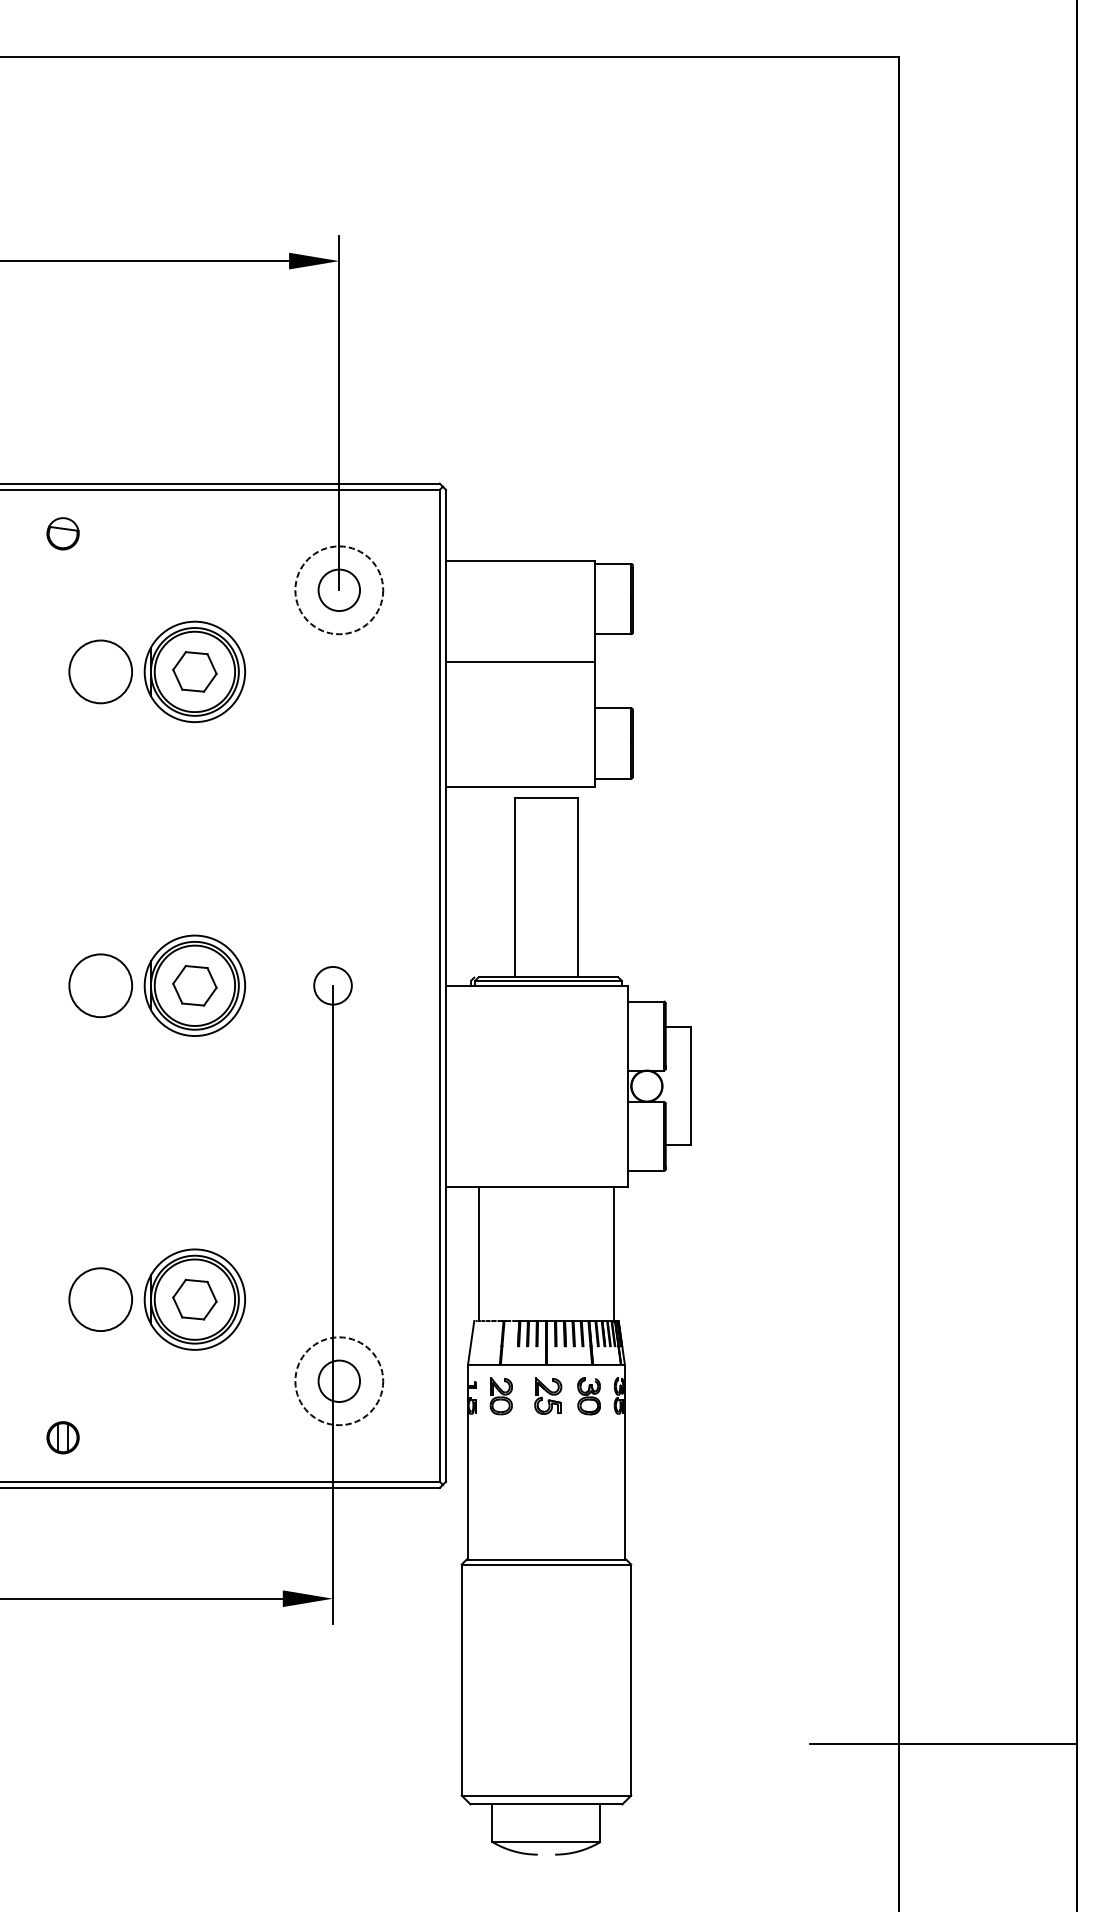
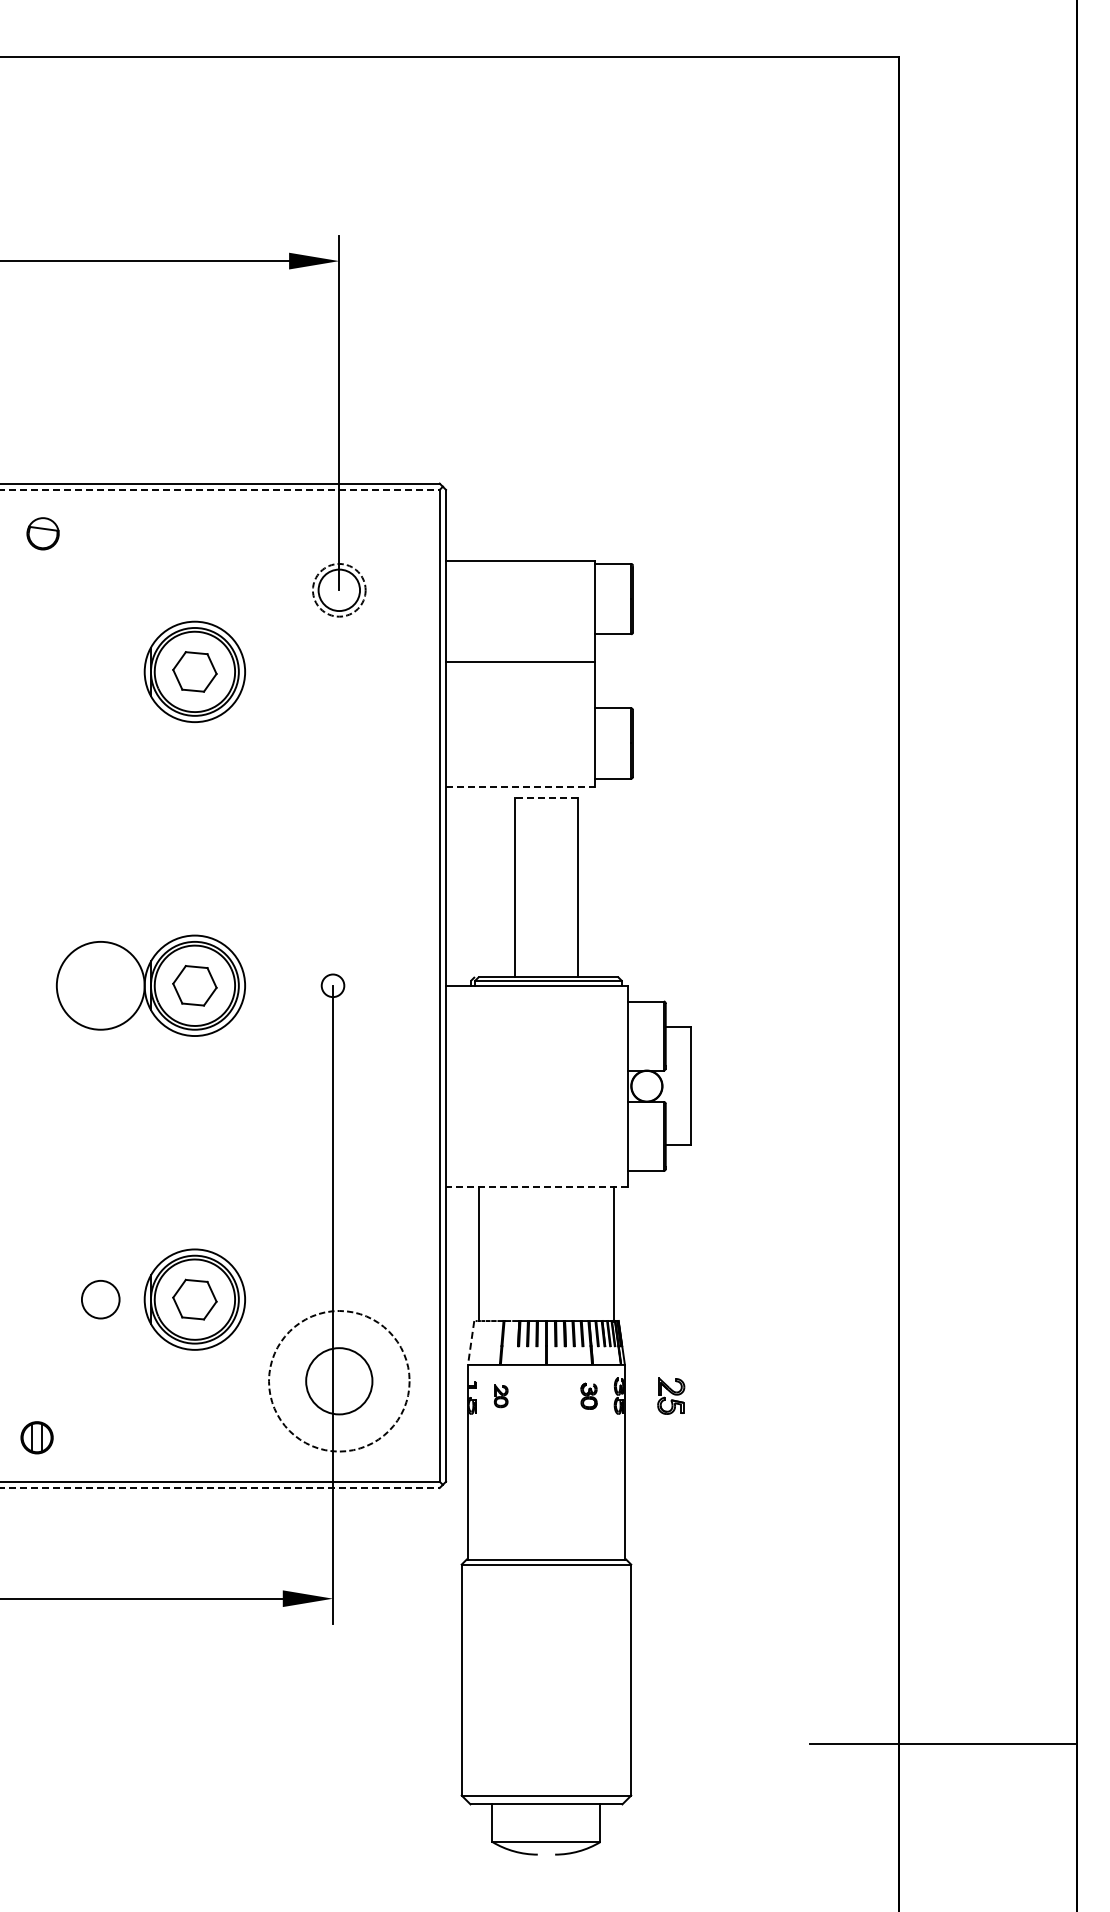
line: solid -> dashed (220, 489)
part position: (62, 533) -> (42, 533) (42, 533)
circle diameter: 88 px -> 53 px (338, 589)
circle: present -> none (100, 671)
line: solid -> dashed (520, 787)
line: solid -> dashed (545, 798)
circle diameter: 63 px -> 88 px (100, 985)
circle diameter: 38 px -> 23 px (332, 985)
line: solid -> dashed (536, 1186)
circle diameter: 63 px -> 38 px (100, 1299)
line: solid -> dashed (471, 1343)
circle diameter: 41 px -> 66 px (339, 1381)
circle diameter: 88 px -> 141 px (339, 1380)
part position: (548, 1395) -> (671, 1395) (671, 1395)
part size: 24x39 px -> 15x25 px (501, 1396)
part size: 24x39 px -> 18x28 px (588, 1395)
part position: (62, 1437) -> (36, 1437) (36, 1437)
line: solid -> dashed (220, 1488)
